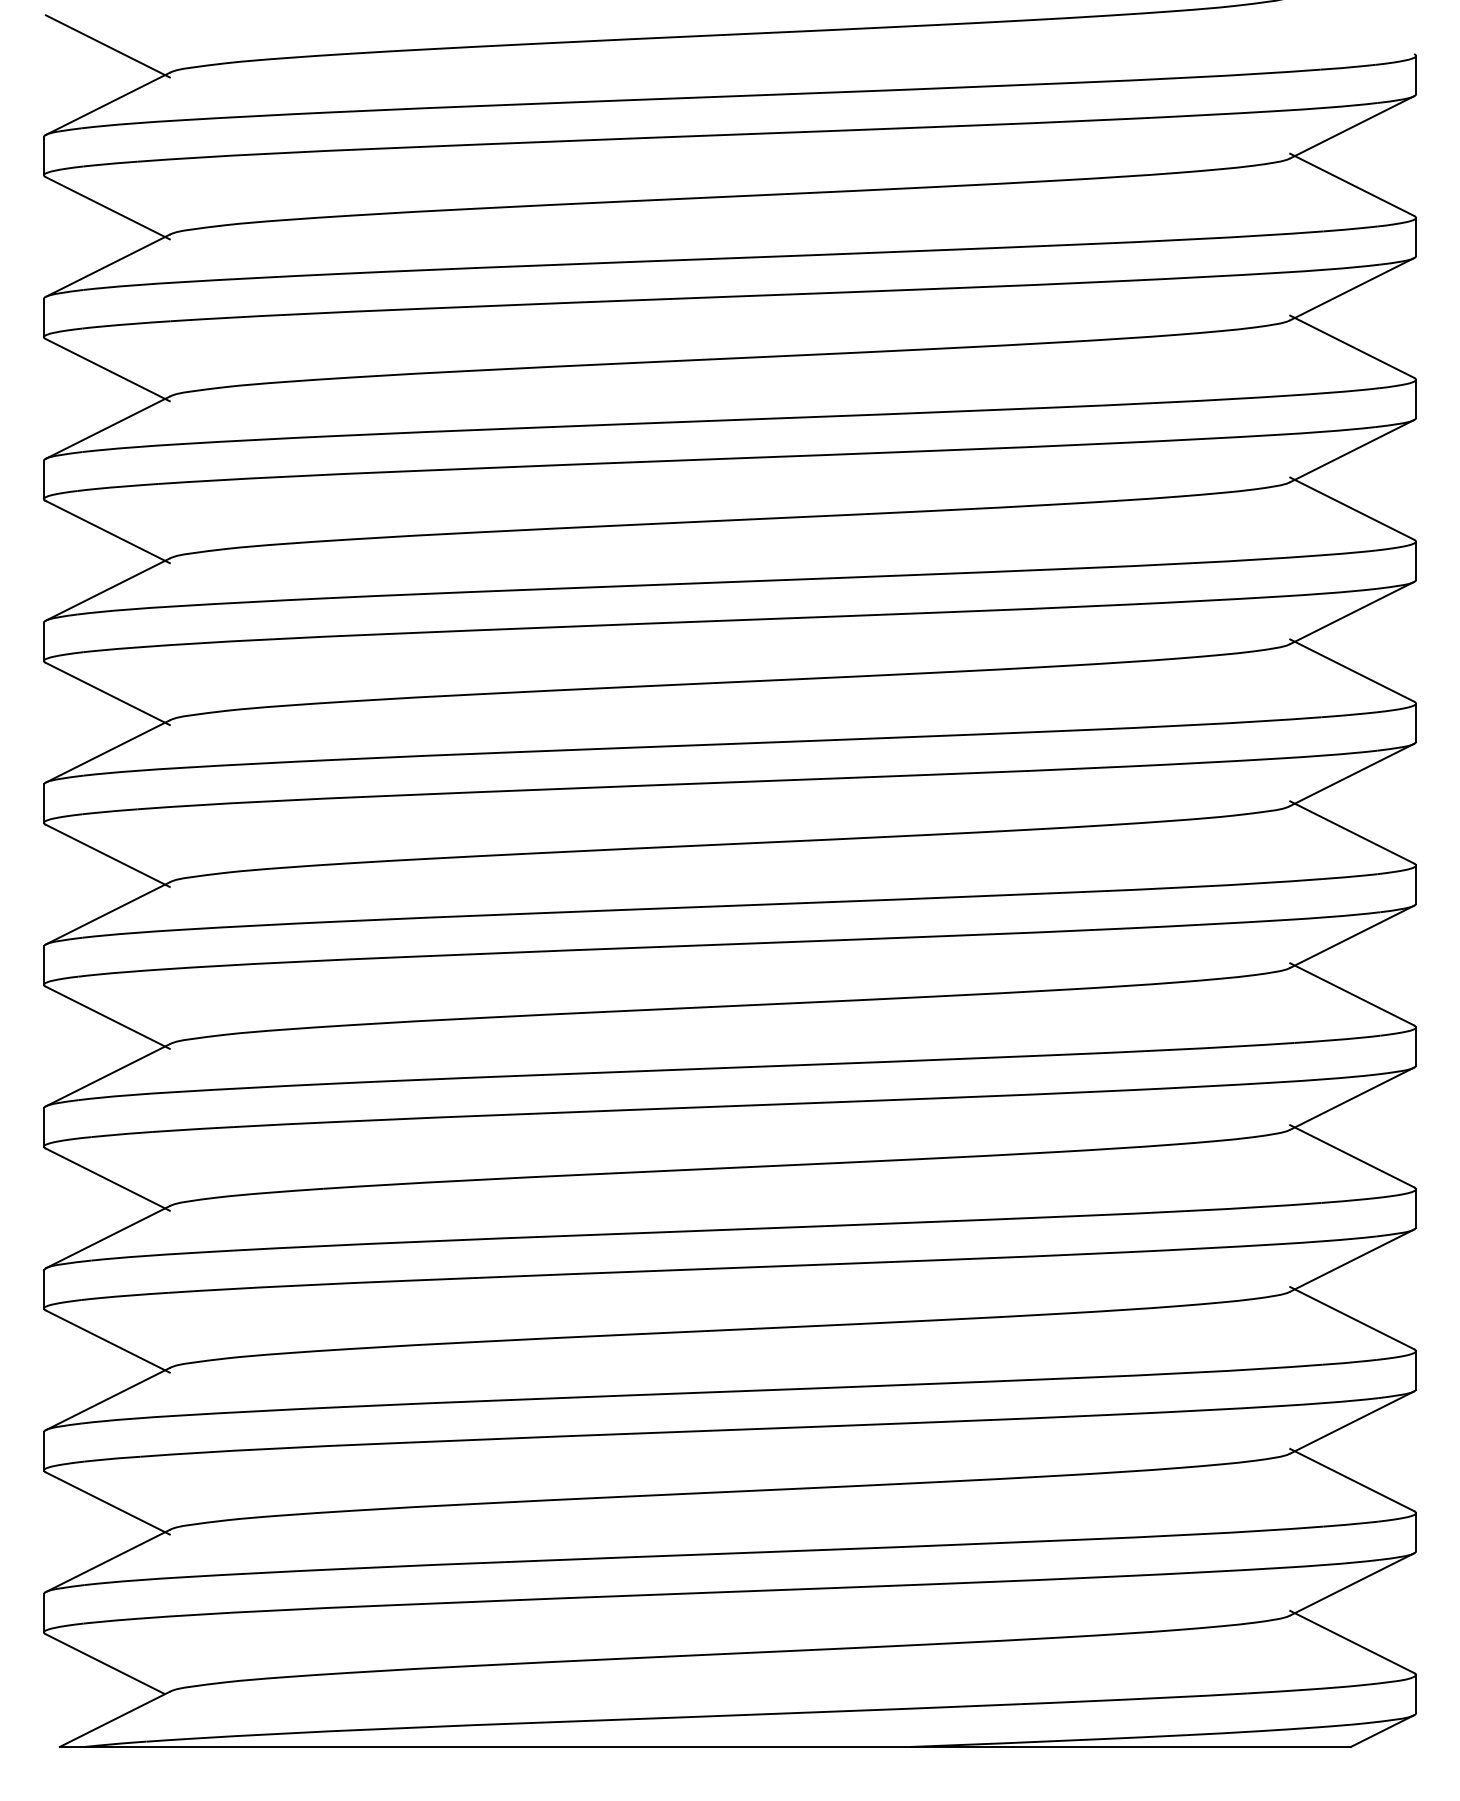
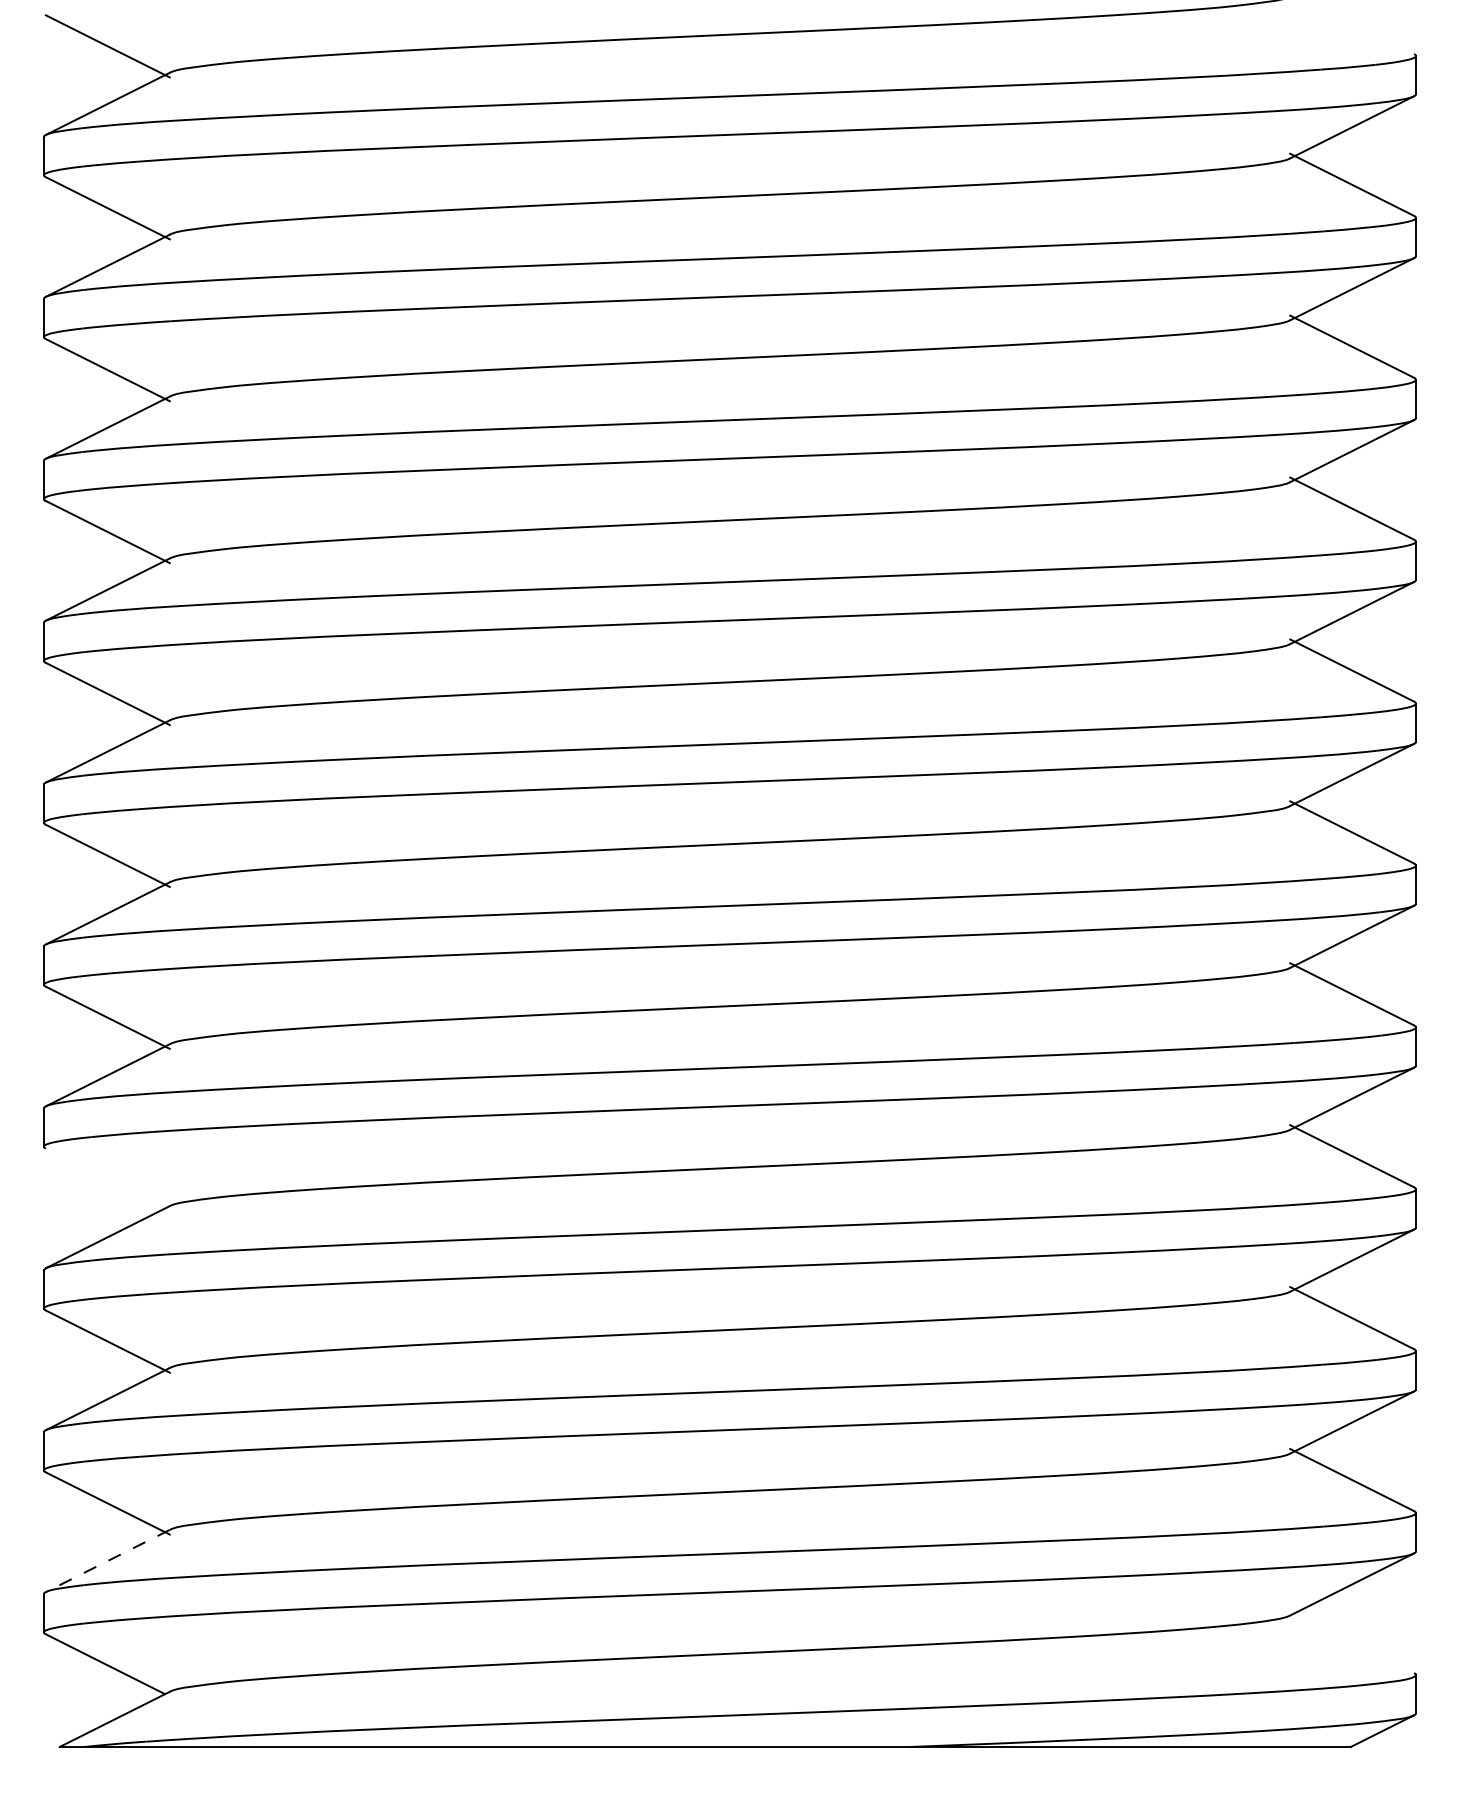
line: present -> none (107, 1179)
line: solid -> dashed (107, 1561)
line: present -> none (1352, 1641)
